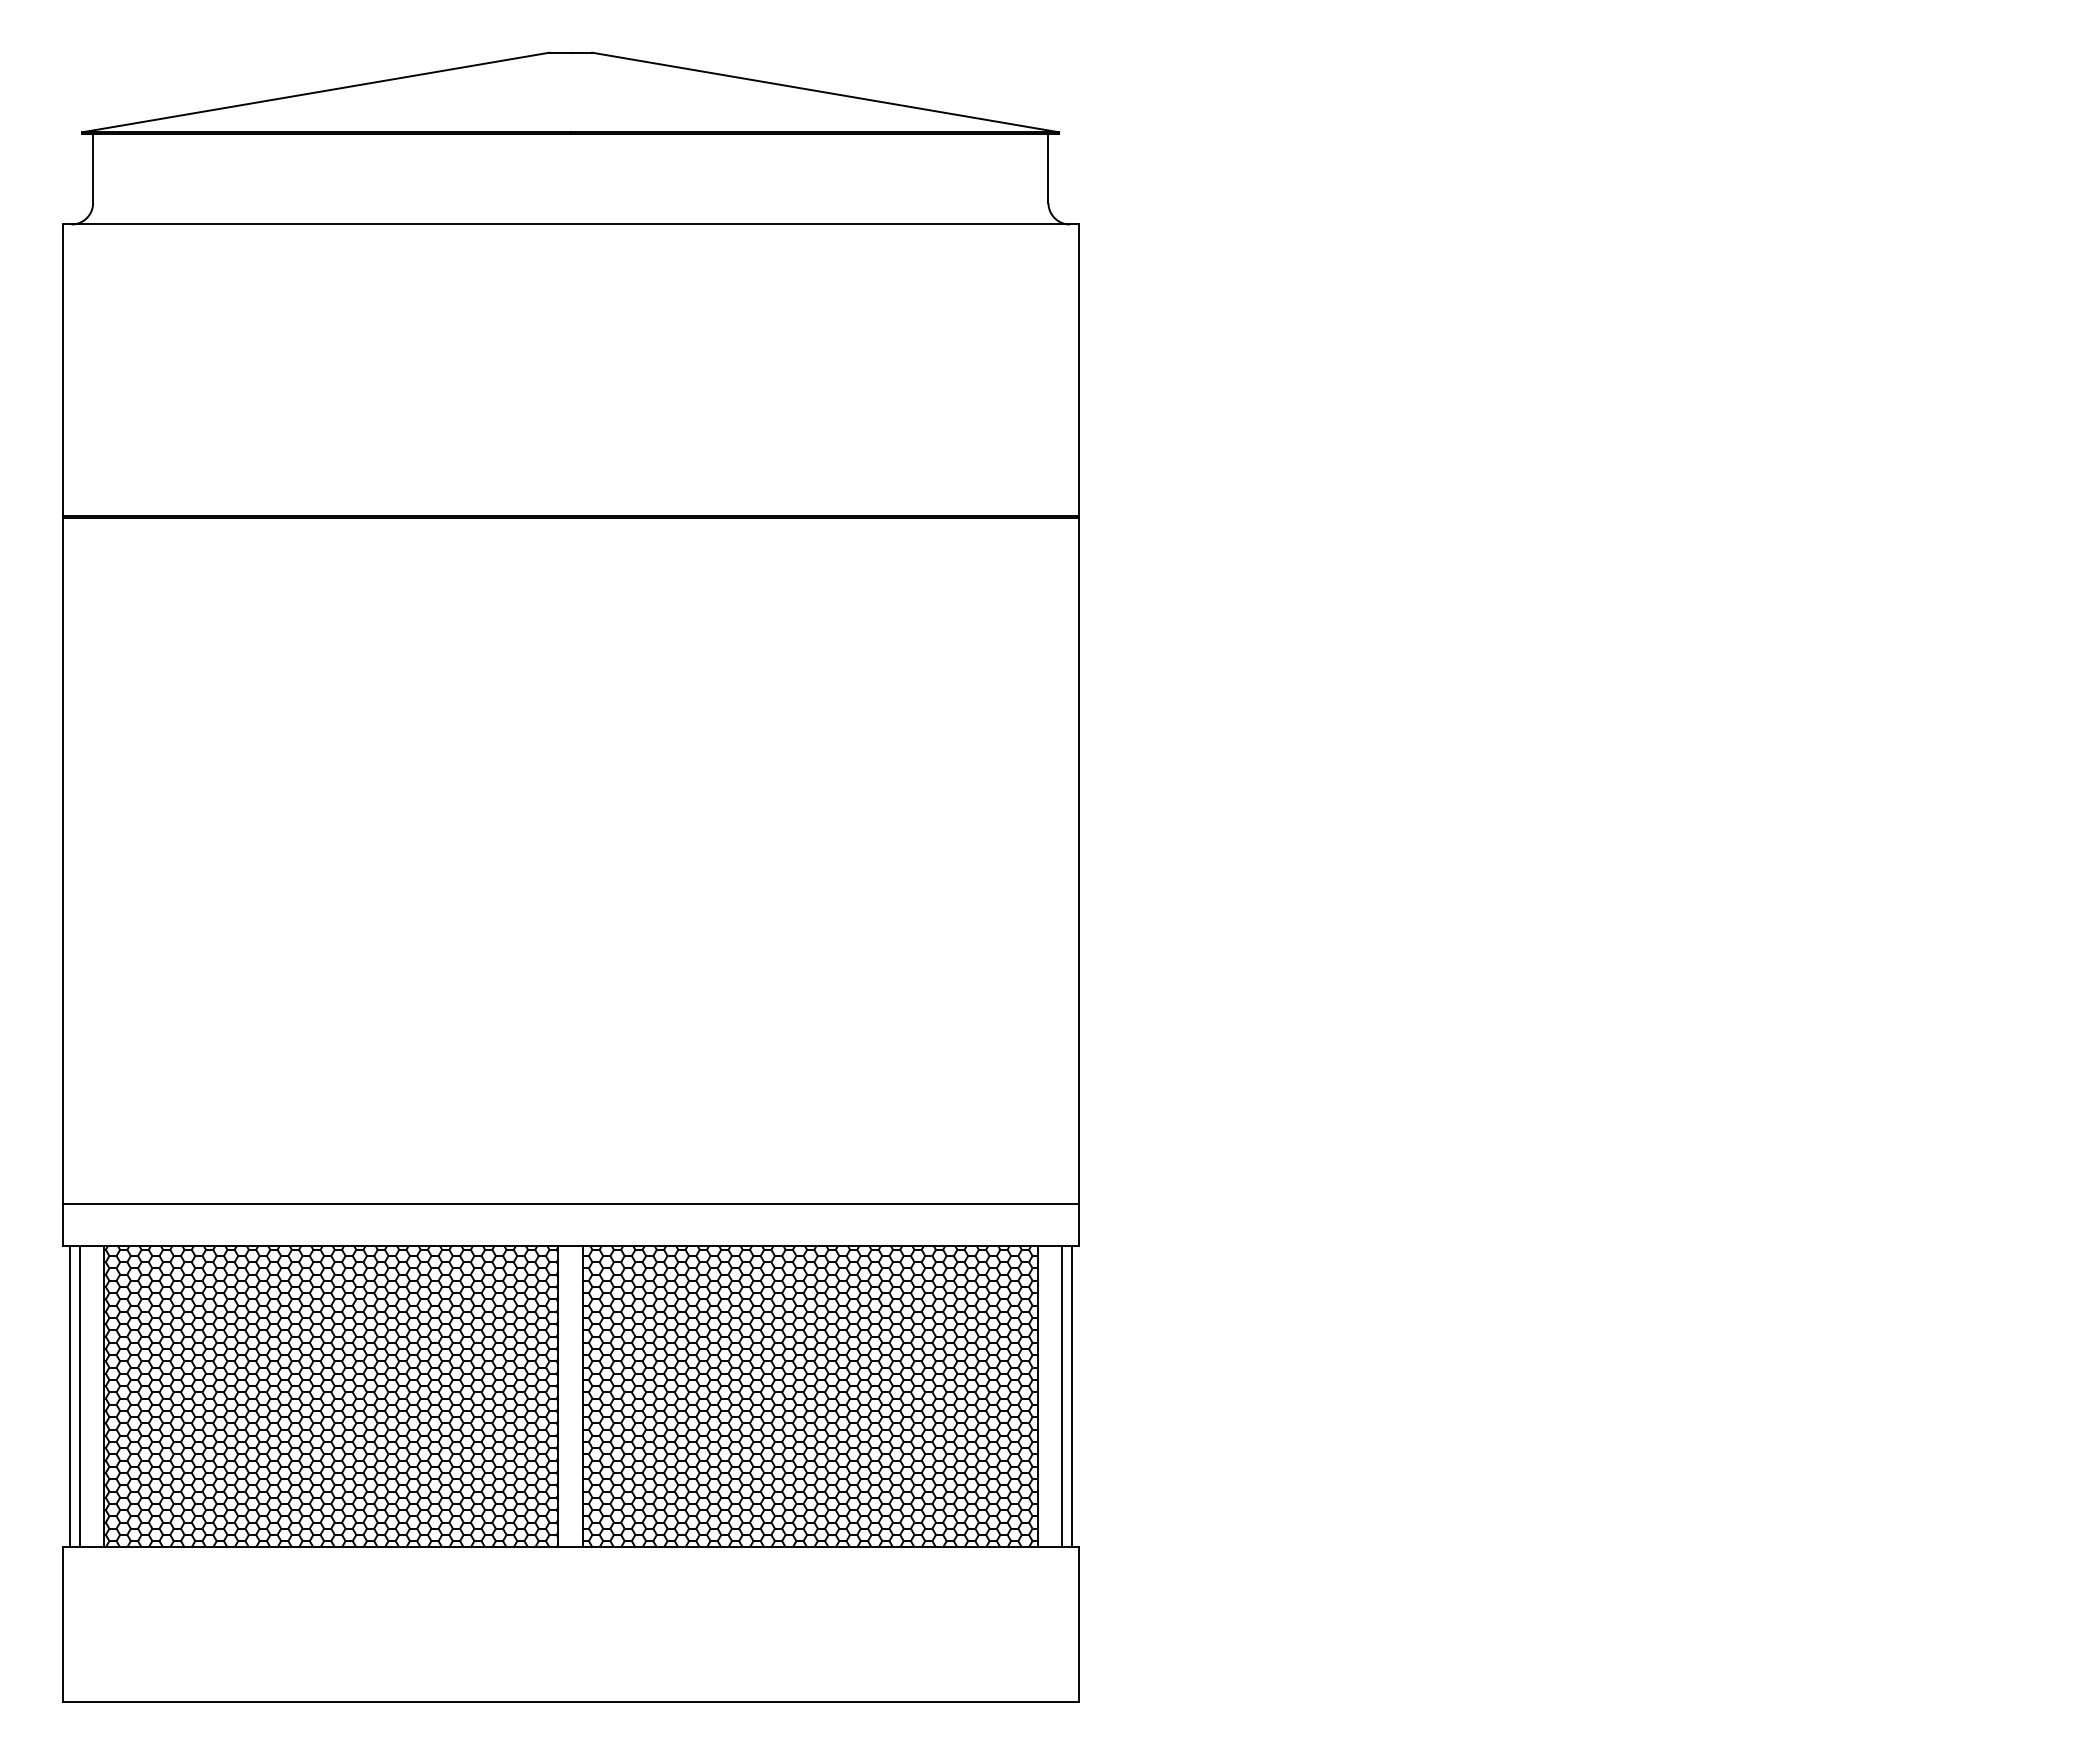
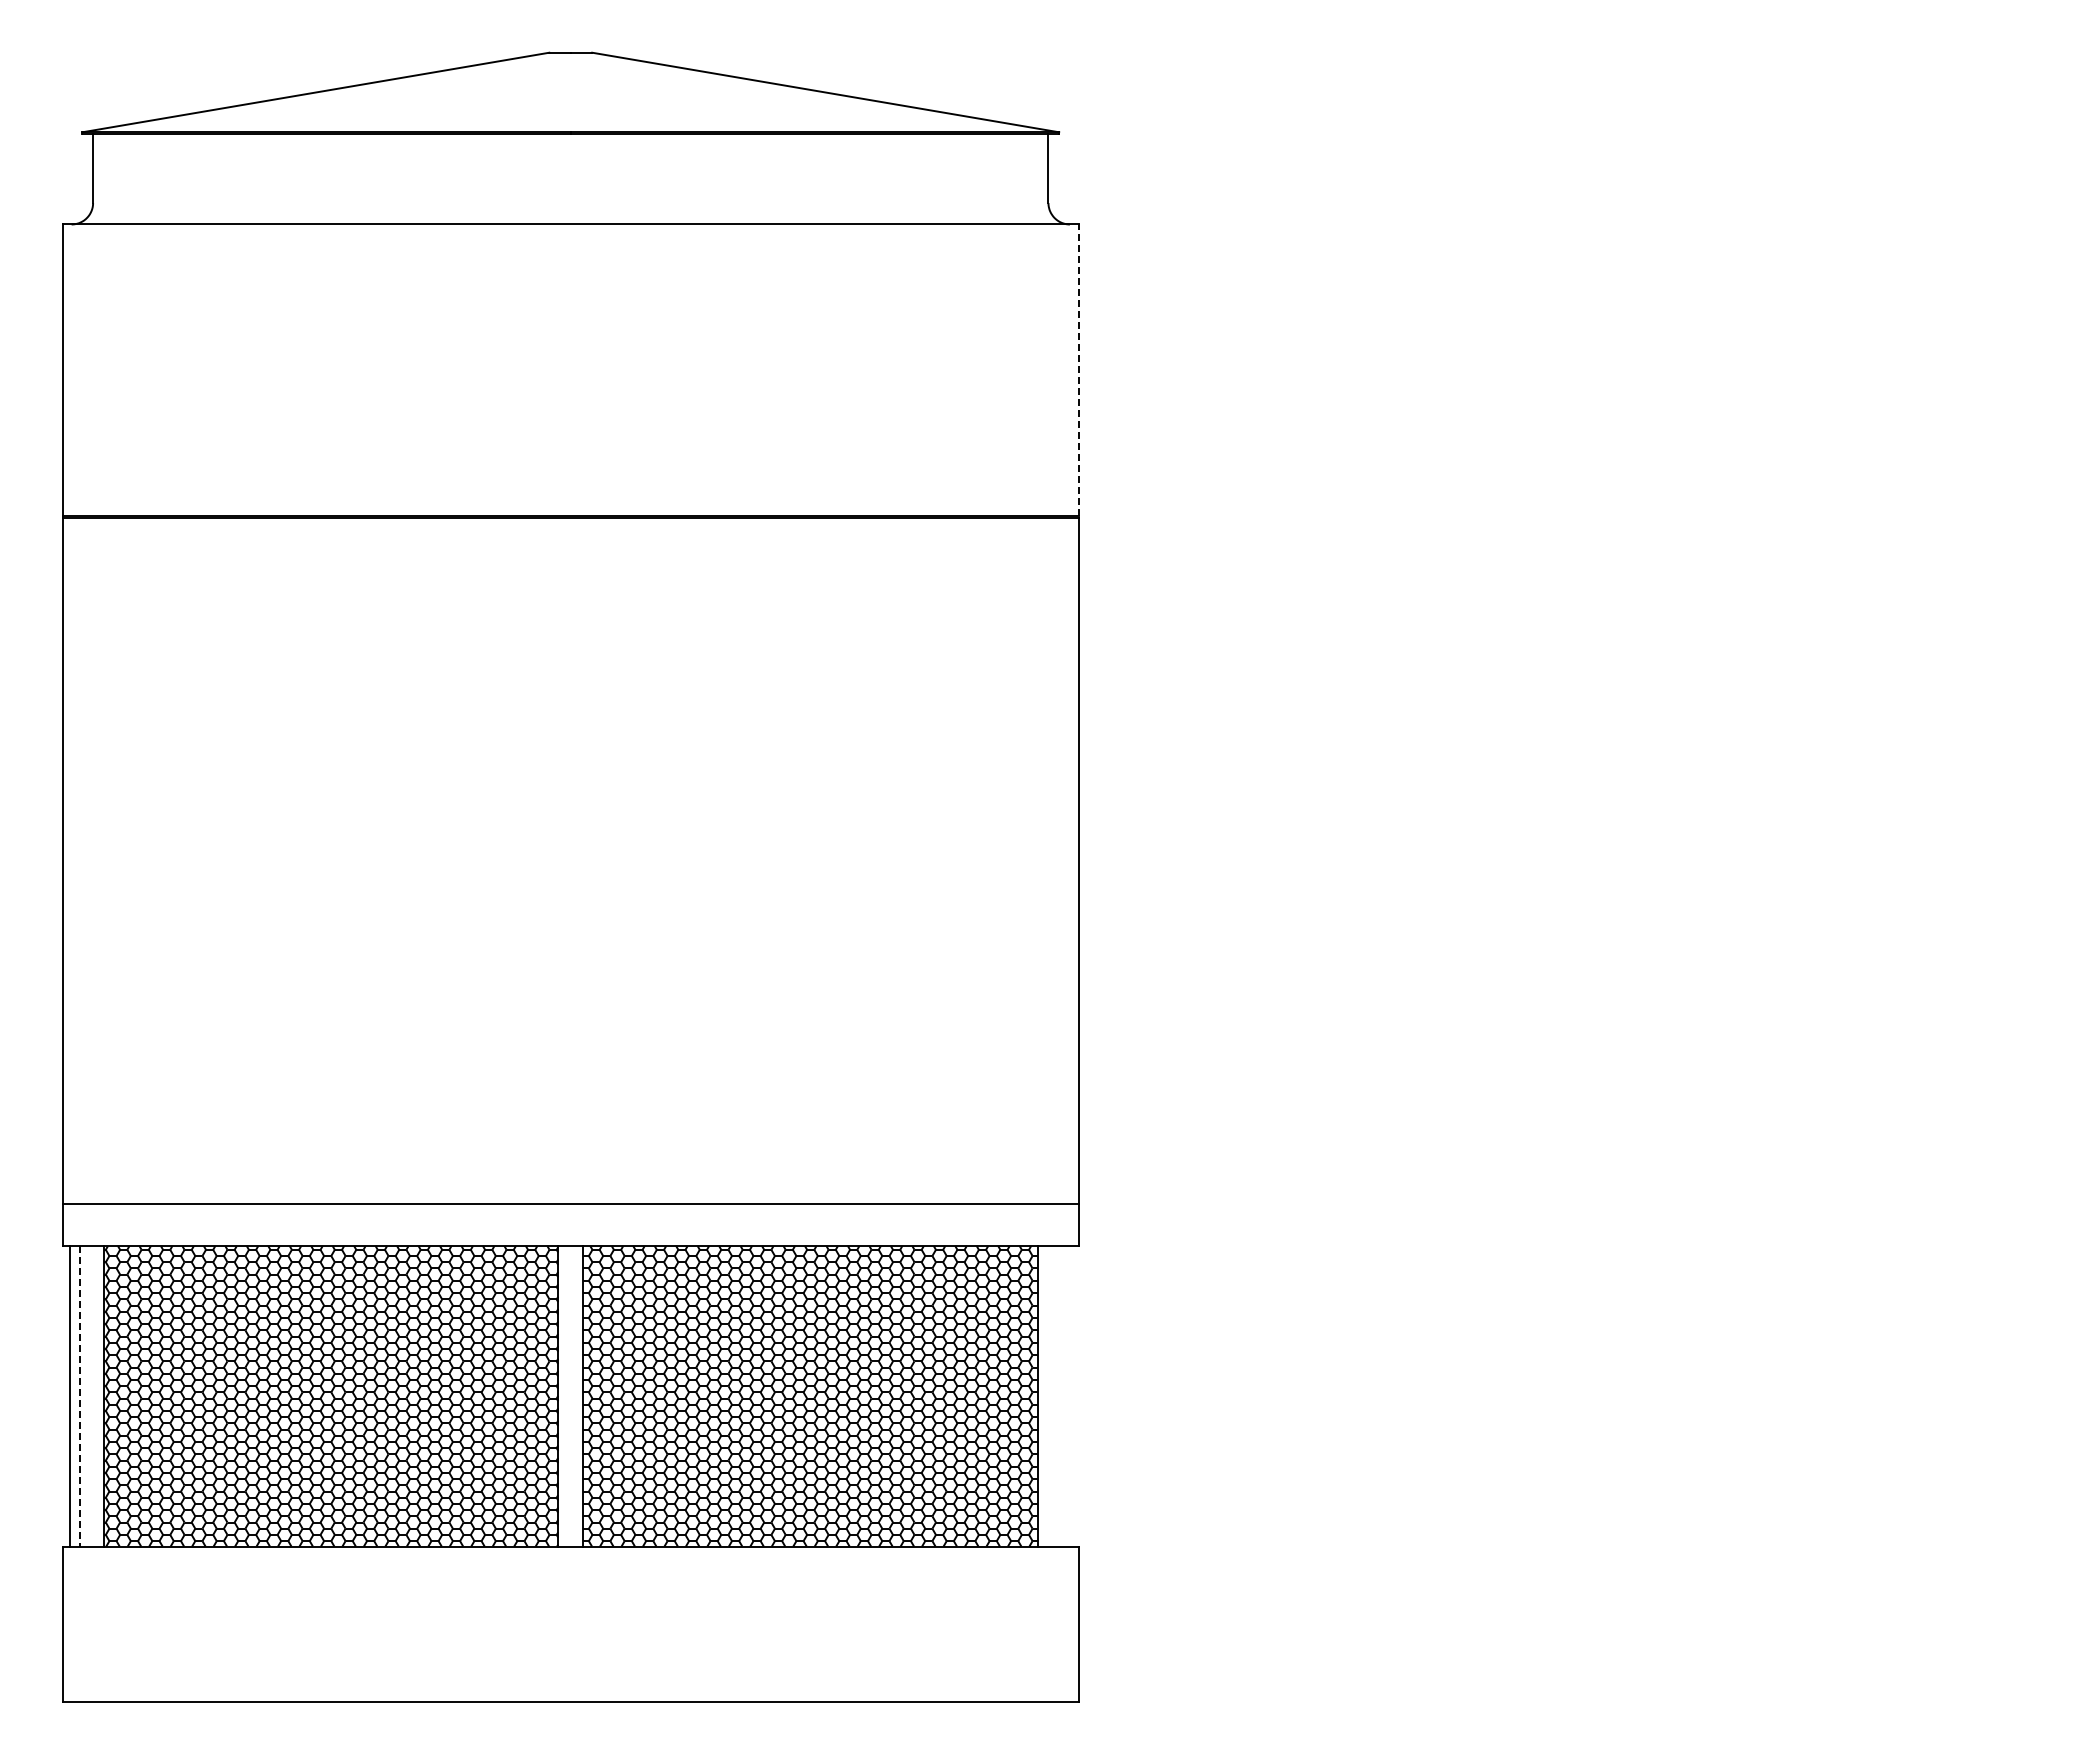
line: solid -> dashed (1078, 370)
line: solid -> dashed (79, 1396)
line: present -> none (1061, 1396)
line: present -> none (1071, 1396)
